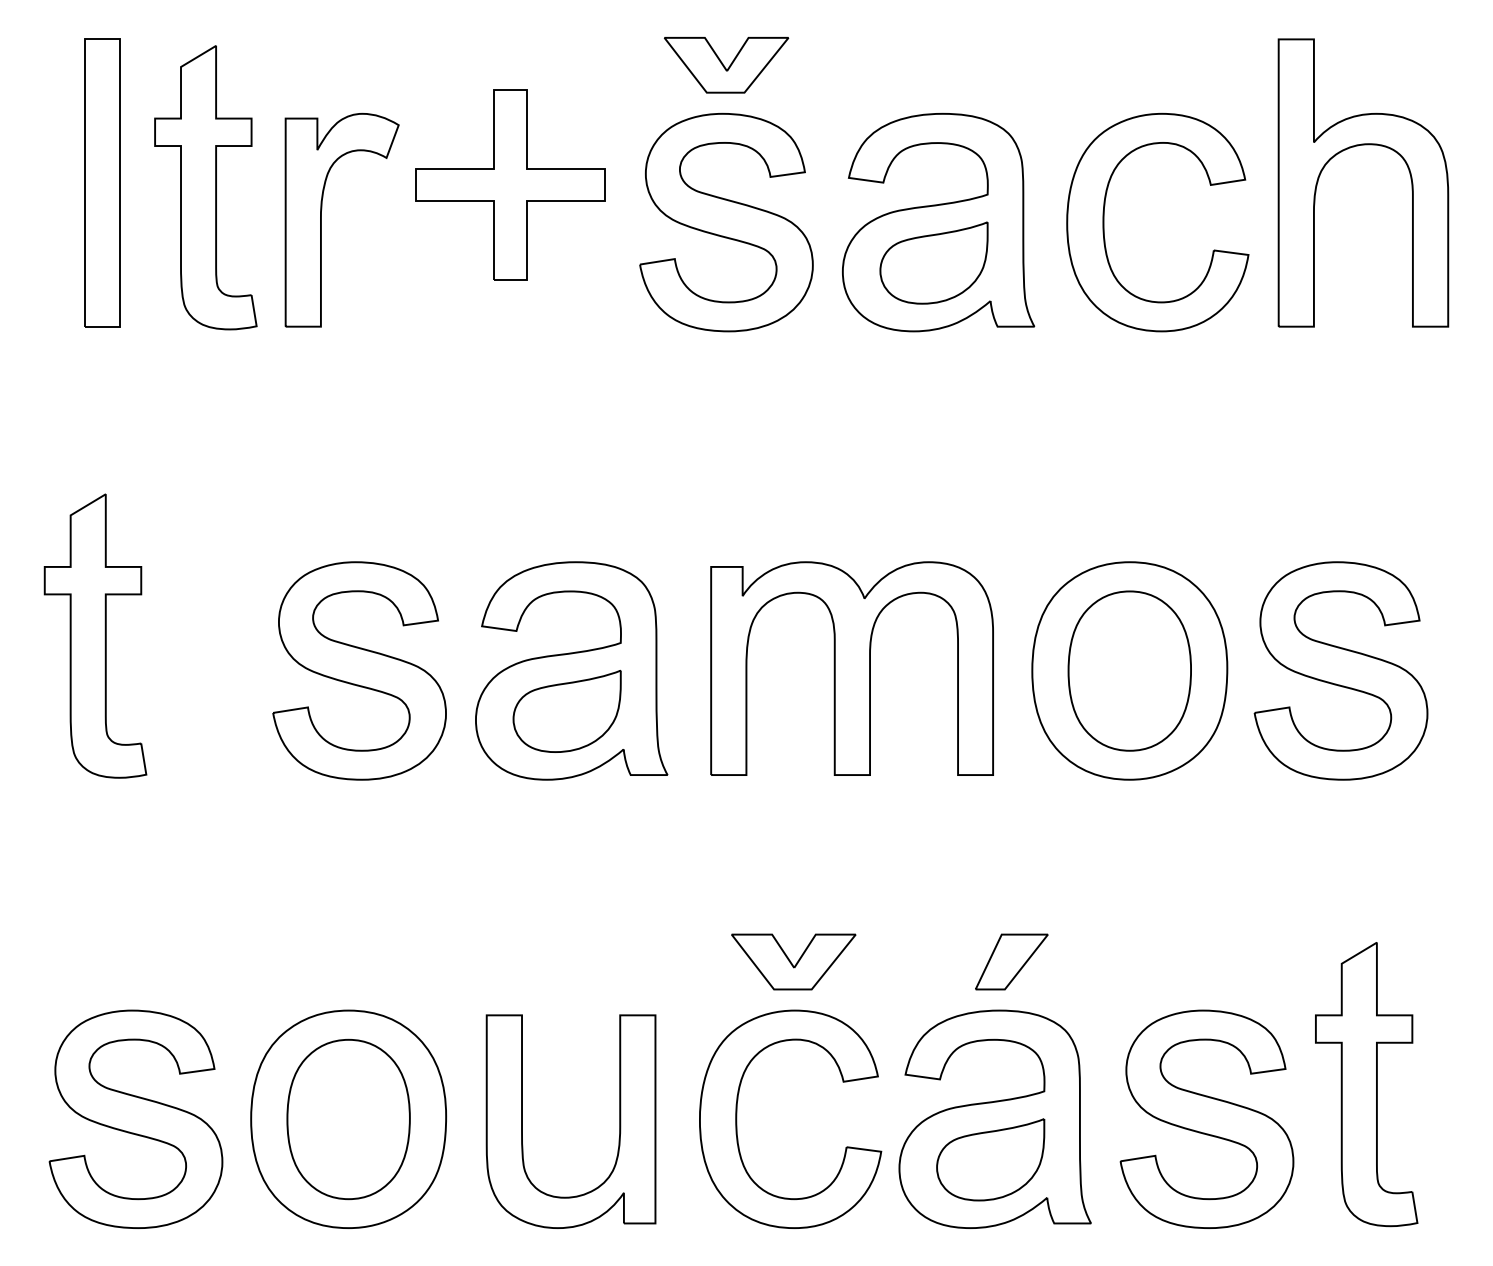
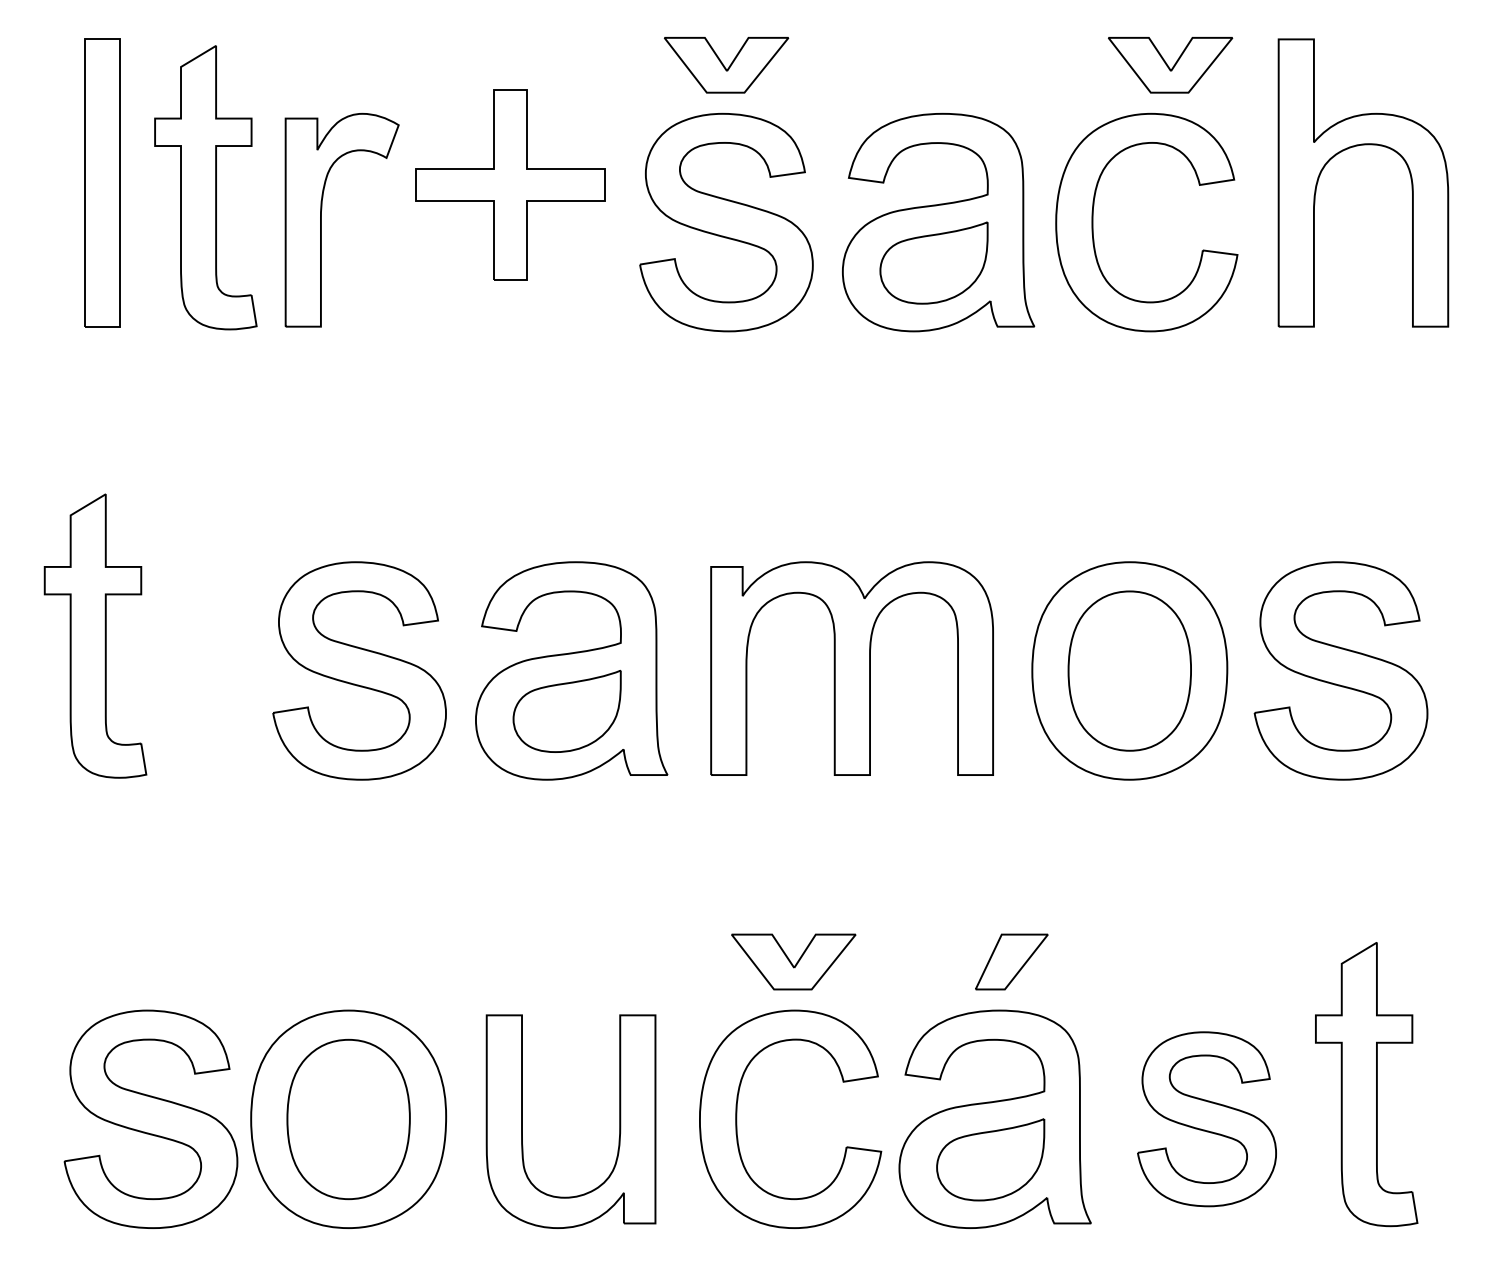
part: none -> present (1170, 65)
part position: (1104, 222) -> (1093, 222) (1093, 222)
part position: (135, 1118) -> (150, 1118) (150, 1118)
part size: 176x220 px -> 140x177 px (1206, 1119)
